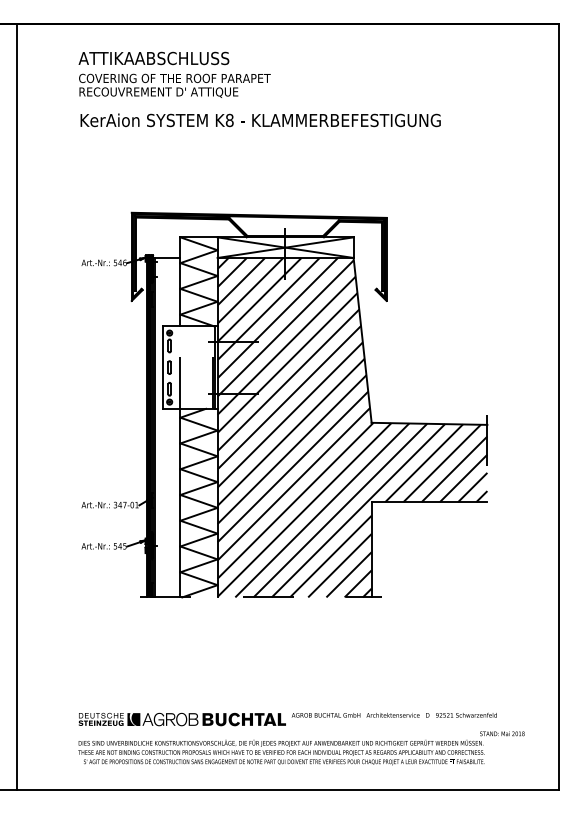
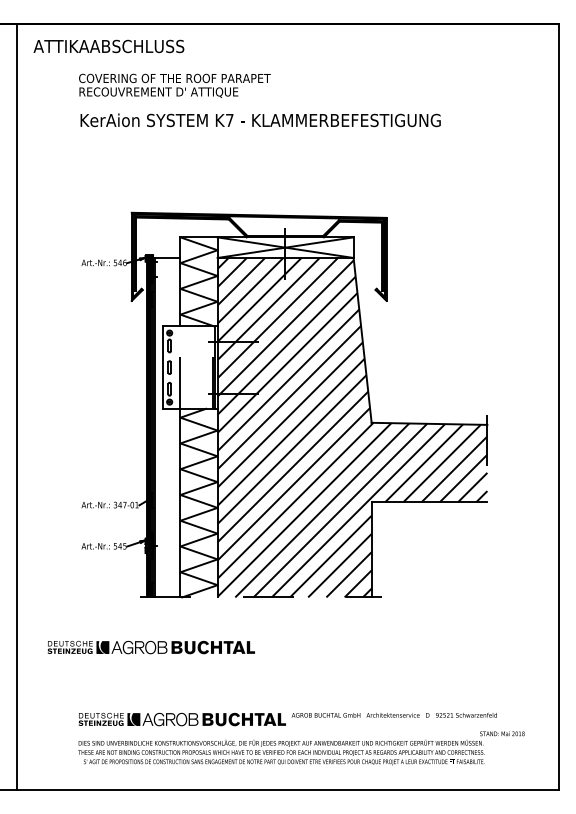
text position: (153, 58) -> (108, 46) (108, 46)
text: K8 -> K7 (229, 120)
part: none -> present (150, 647)
